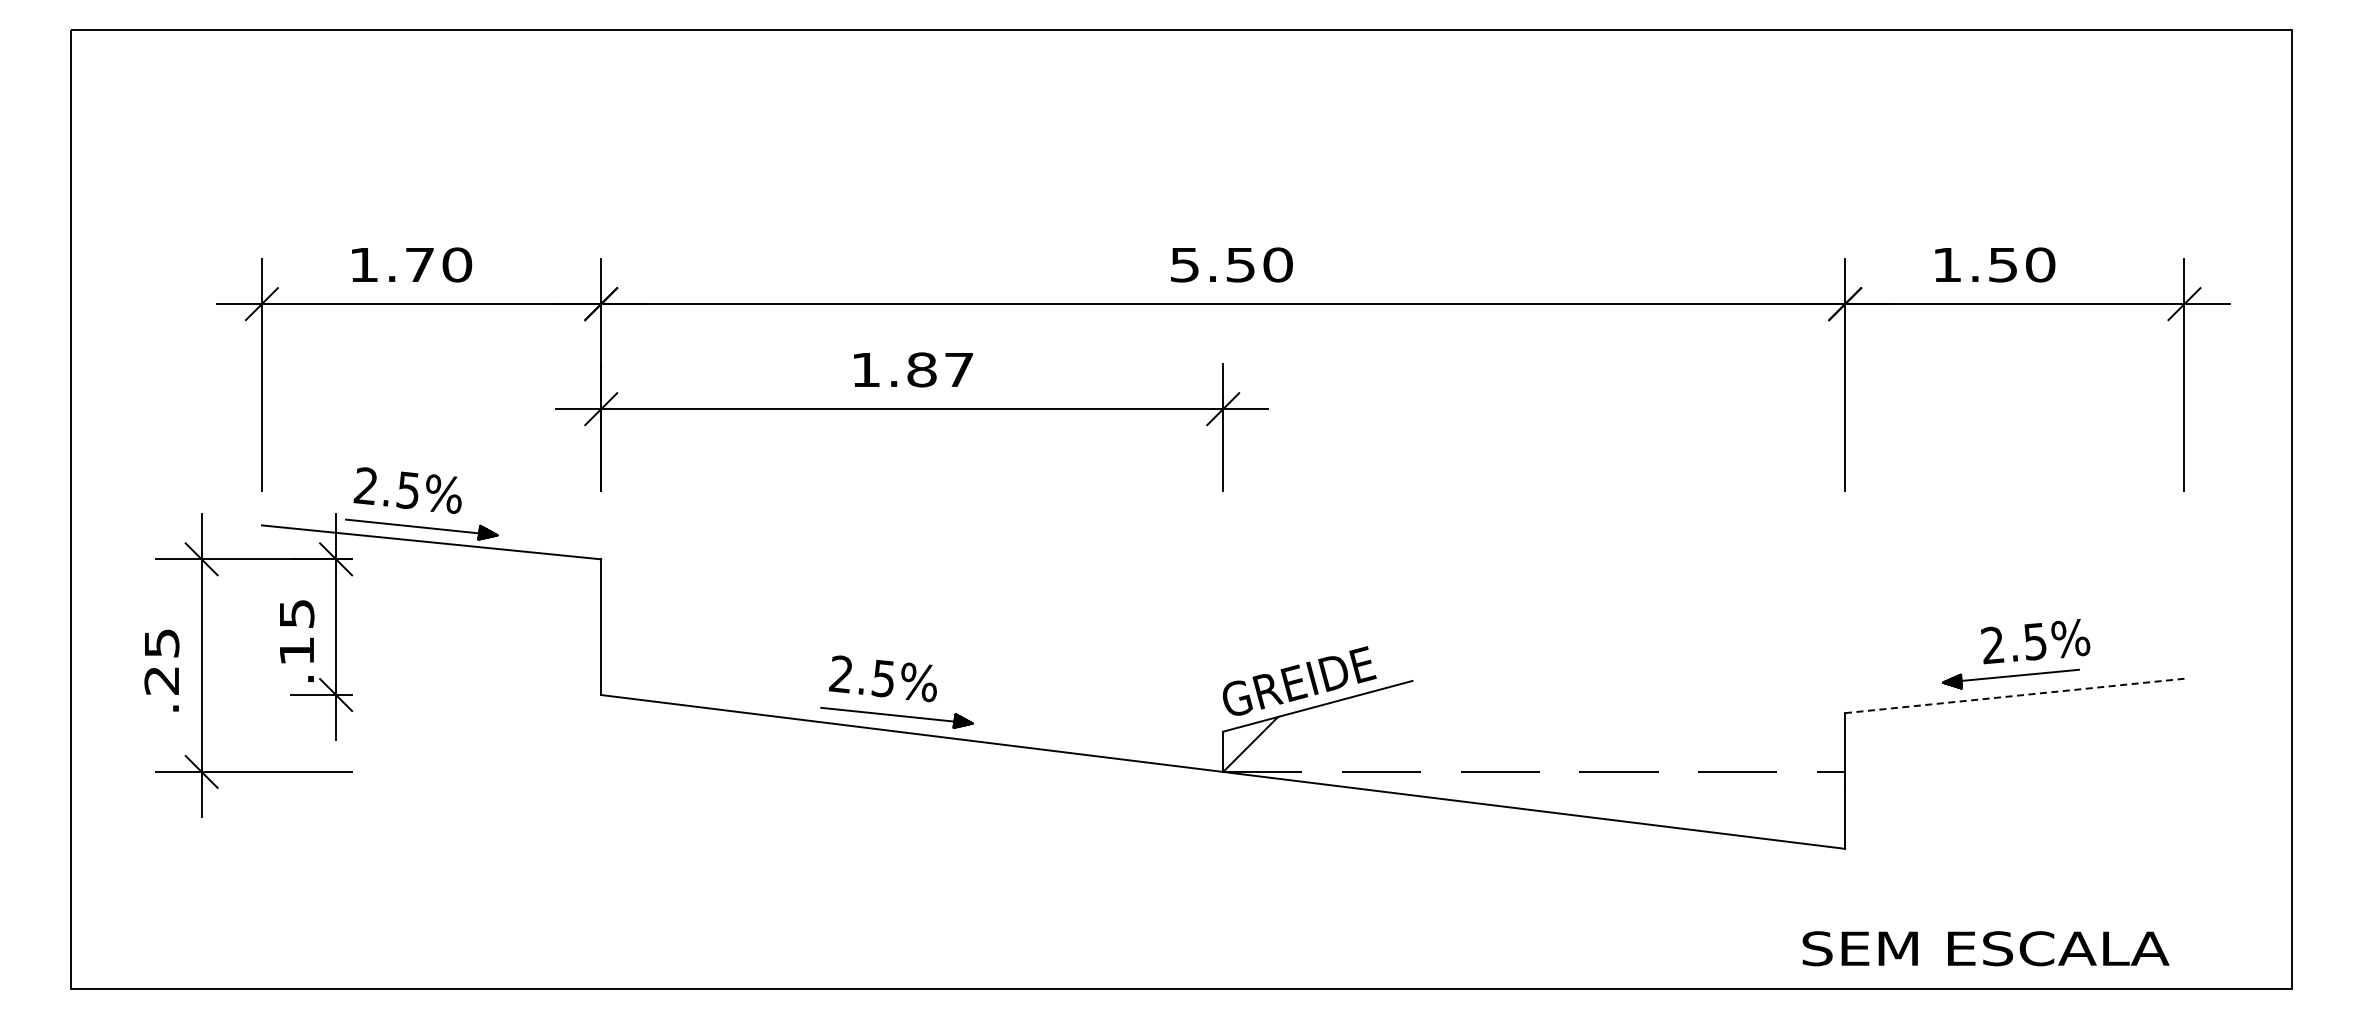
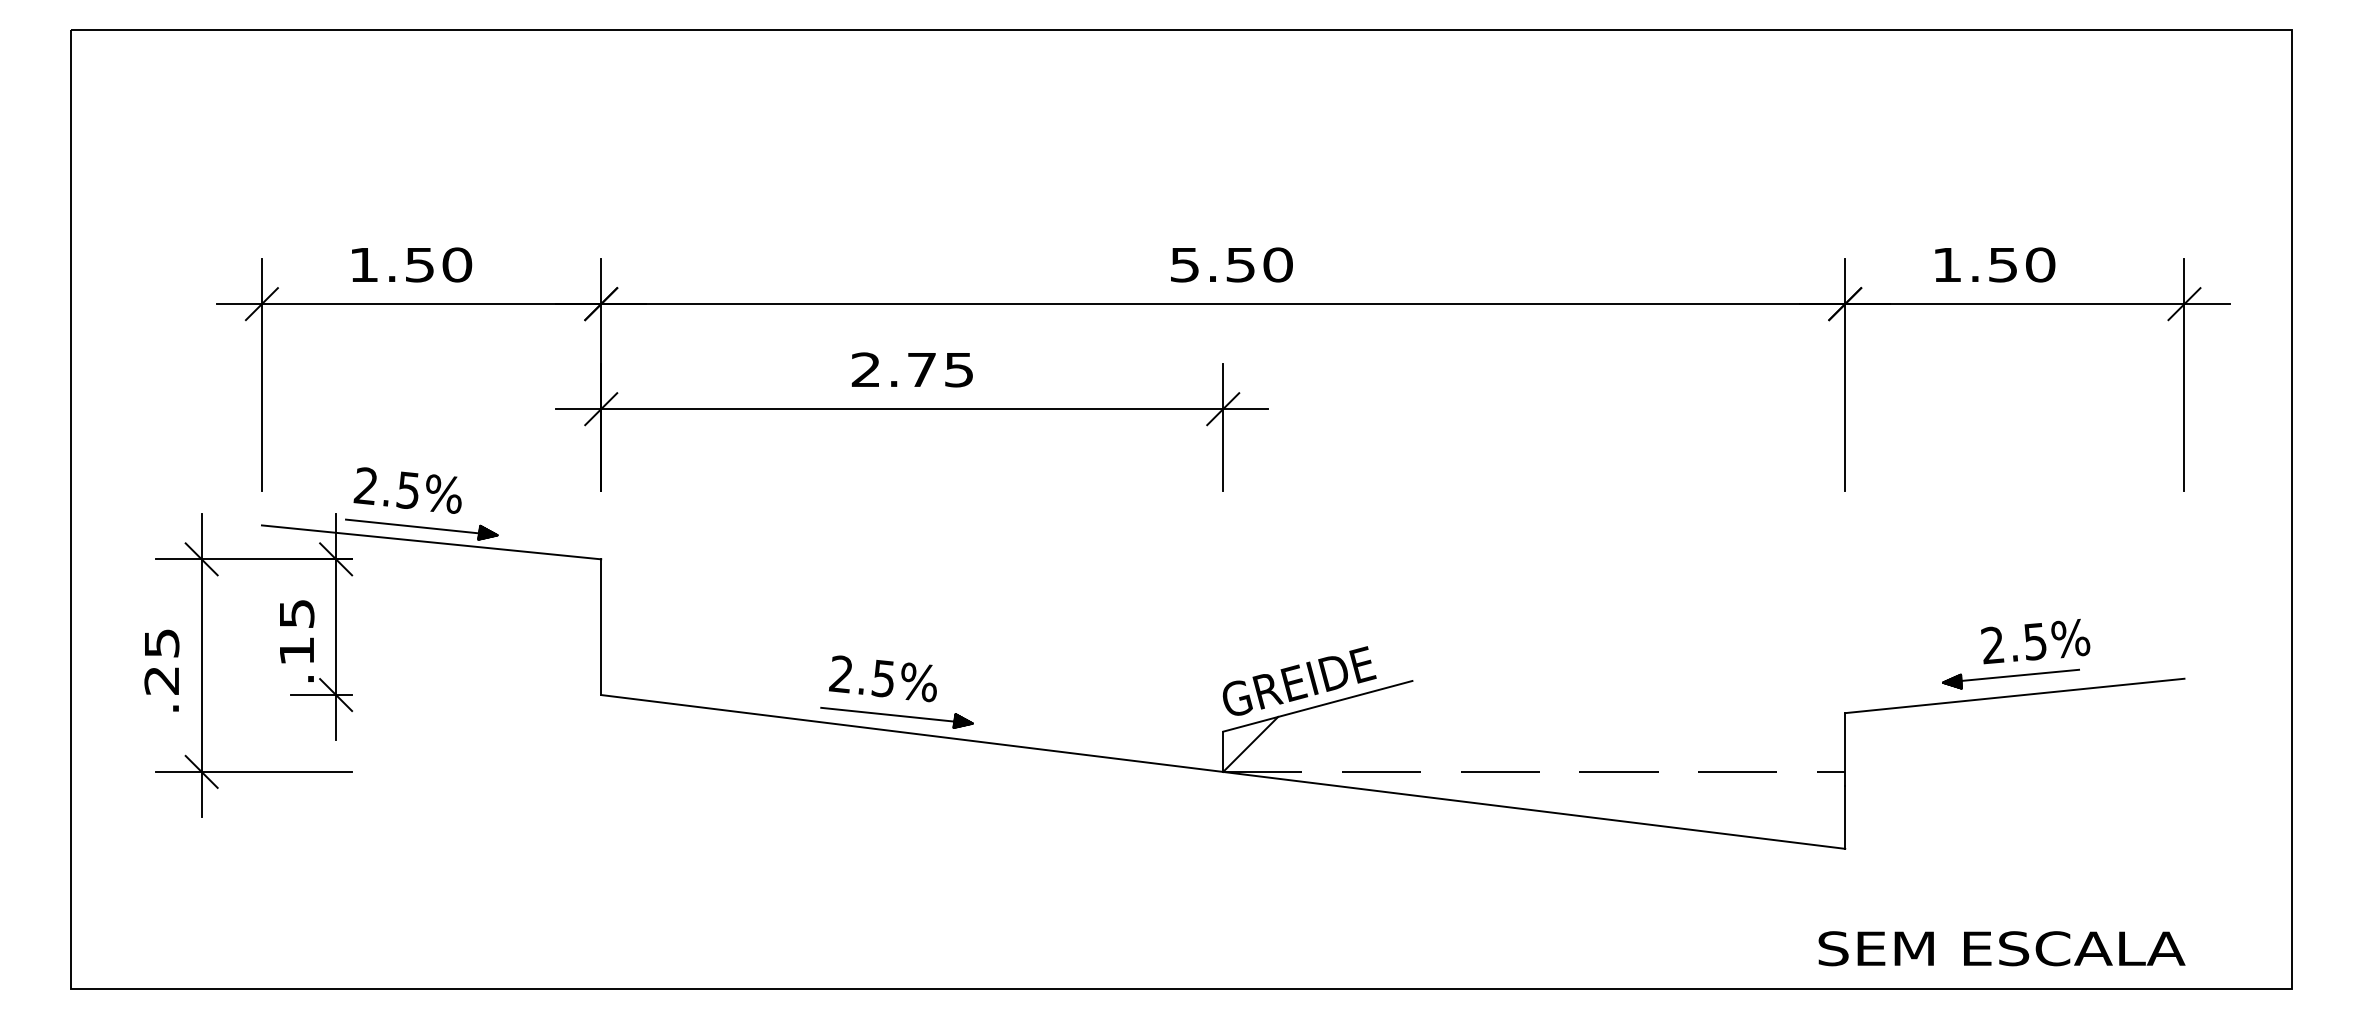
text: 1.70 -> 1.50 (419, 265)
text: 1.87 -> 2.75 (911, 369)
line: dashed -> solid (2014, 695)
text position: (1985, 948) -> (2001, 948) (2001, 948)
